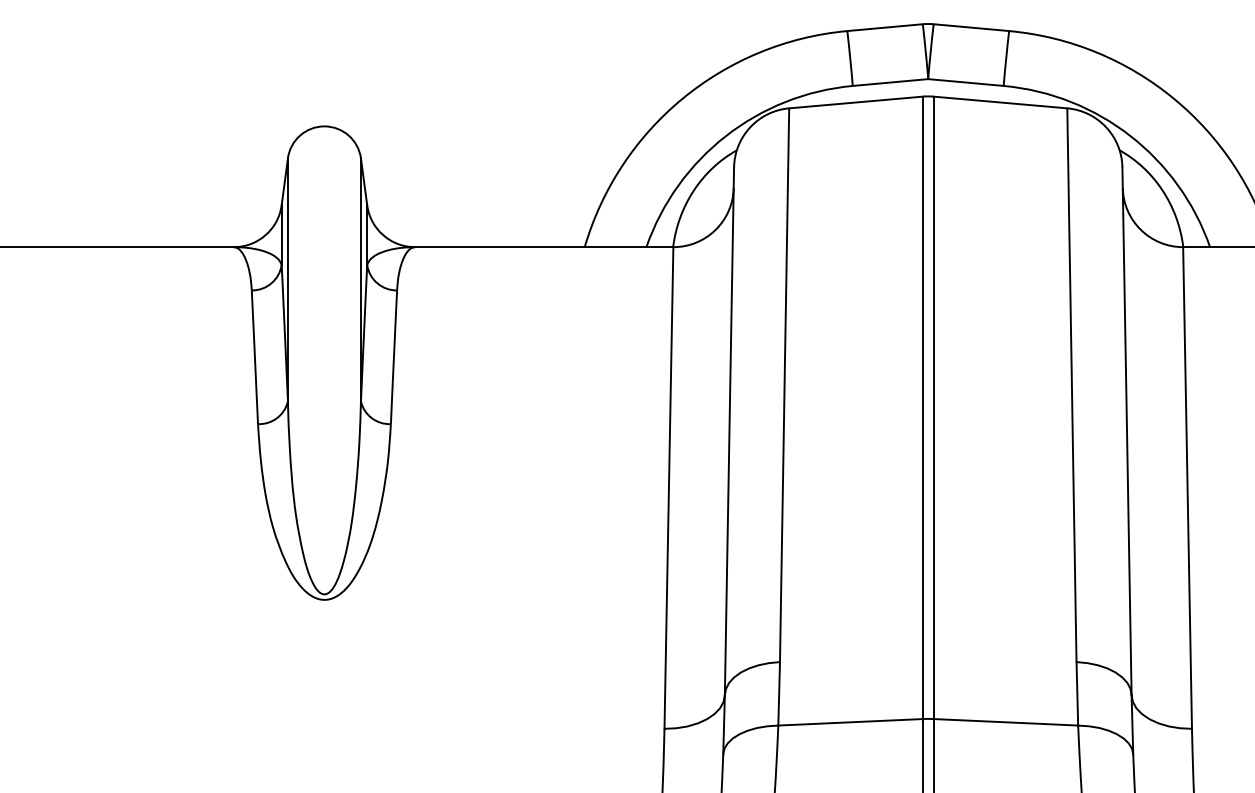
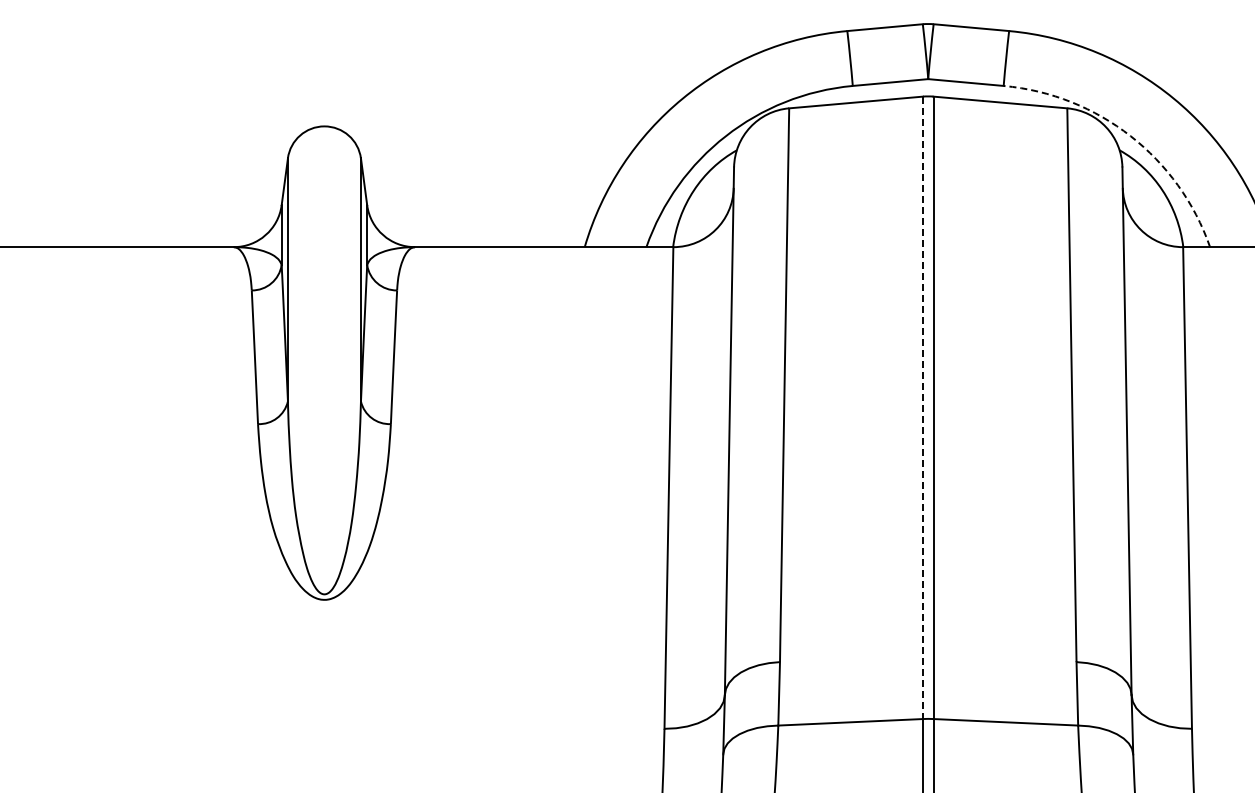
arc: solid -> dashed (1130, 136)
line: solid -> dashed (922, 408)
